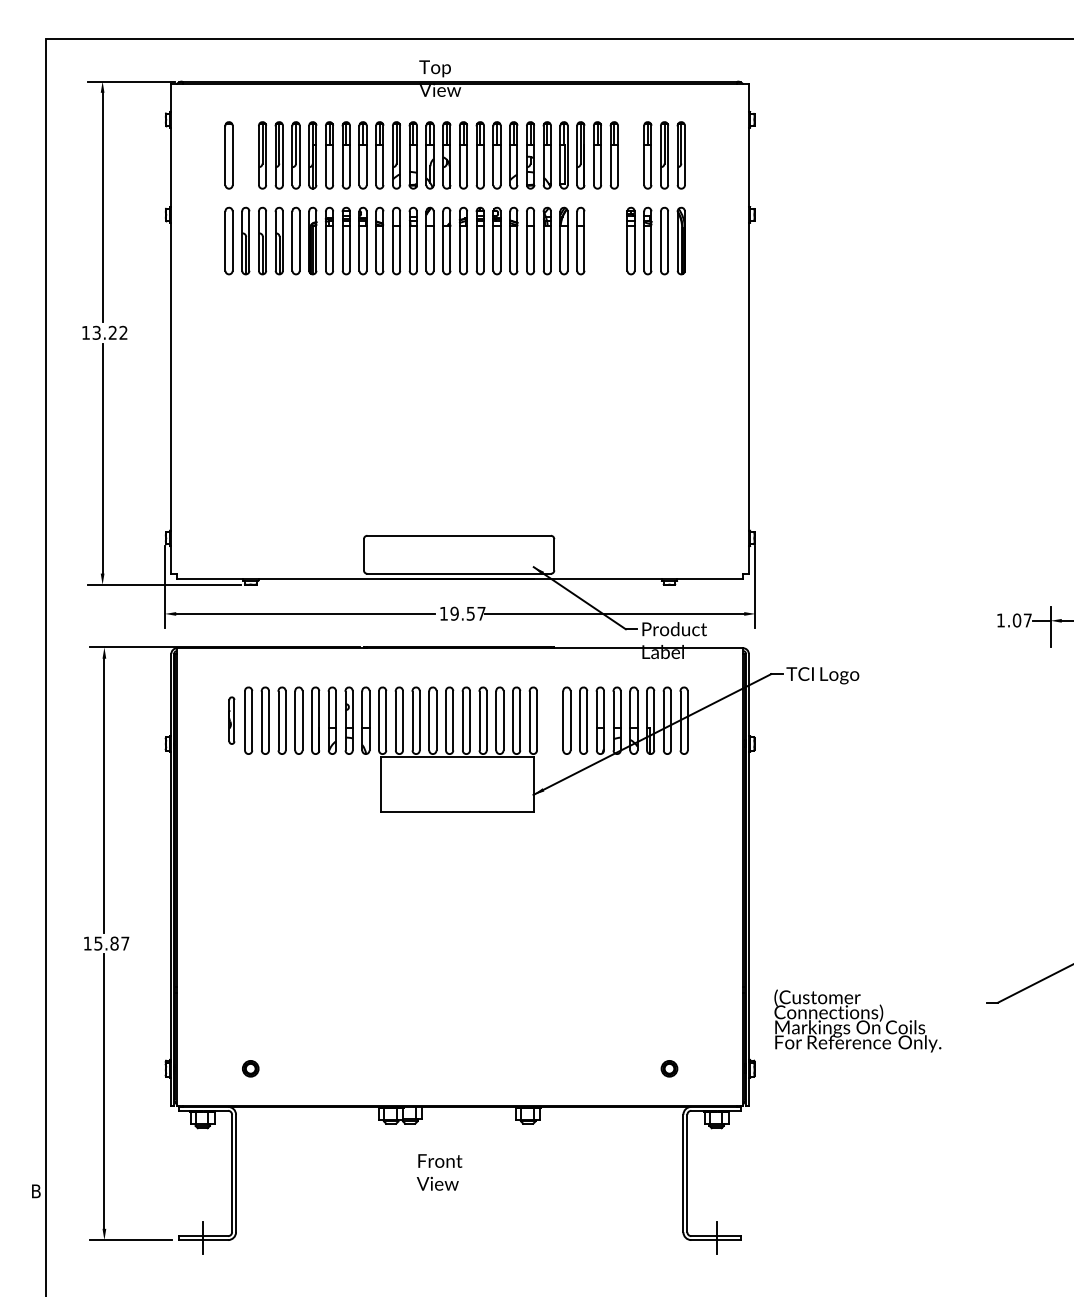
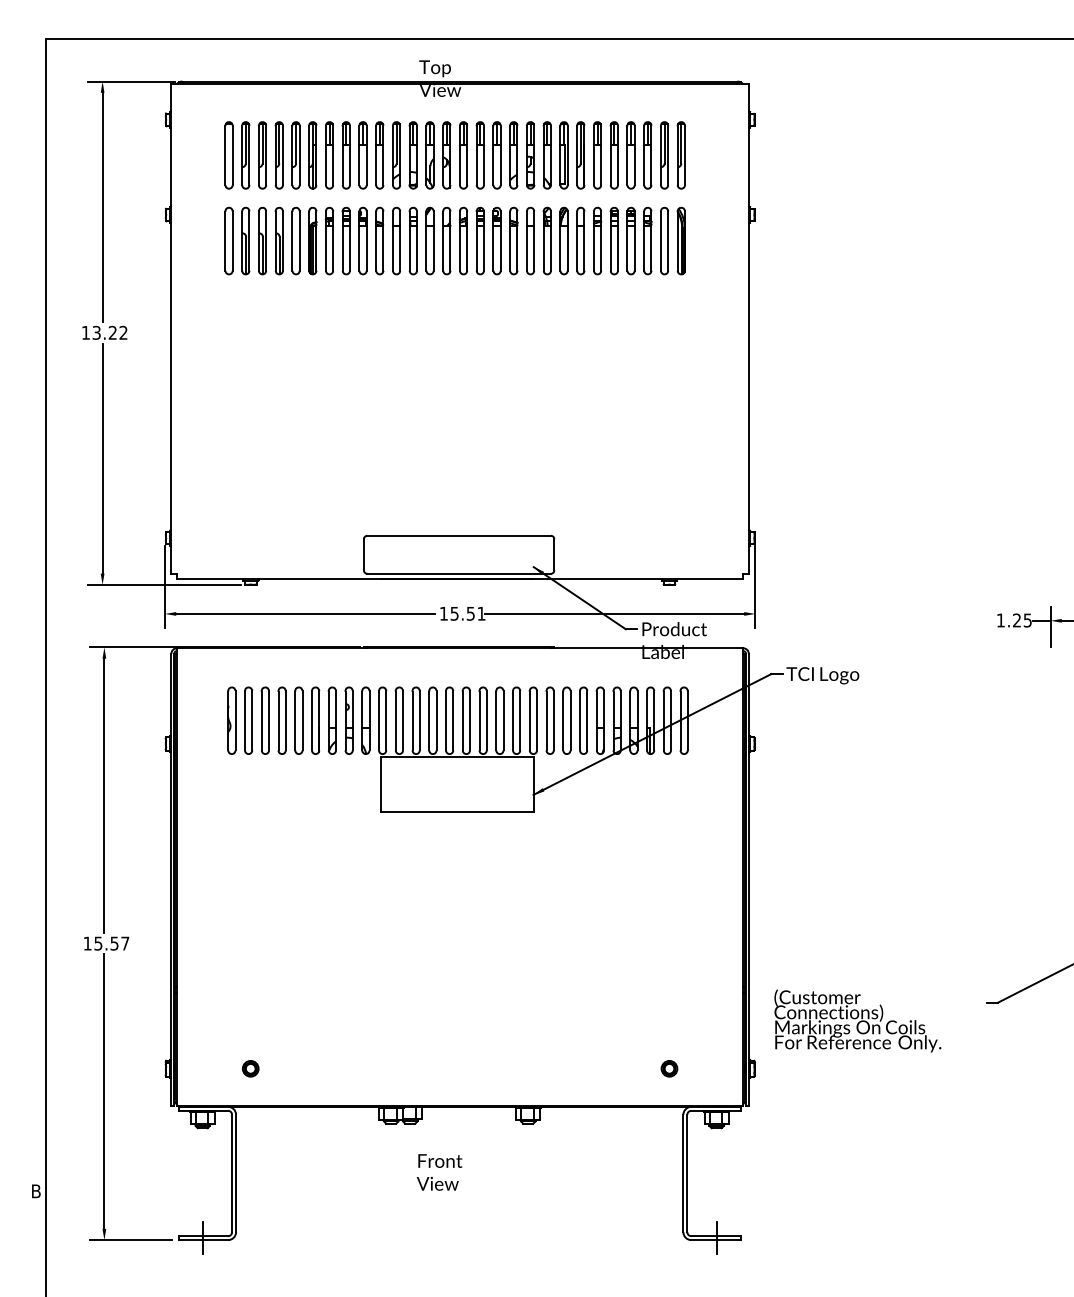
part: none -> present (245, 155)
part: none -> present (630, 155)
part: none -> present (605, 240)
text: 19.57 -> 15.51 (467, 613)
text: 1.07 -> 1.25 (1021, 620)
part size: 8x49 px -> 10x69 px (231, 720)
part: none -> present (549, 720)
text: 15.87 -> 15.57 (114, 943)
